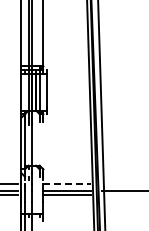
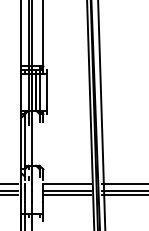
line: dashed -> solid (67, 184)
line: none -> present (123, 184)
line: none -> present (123, 195)
